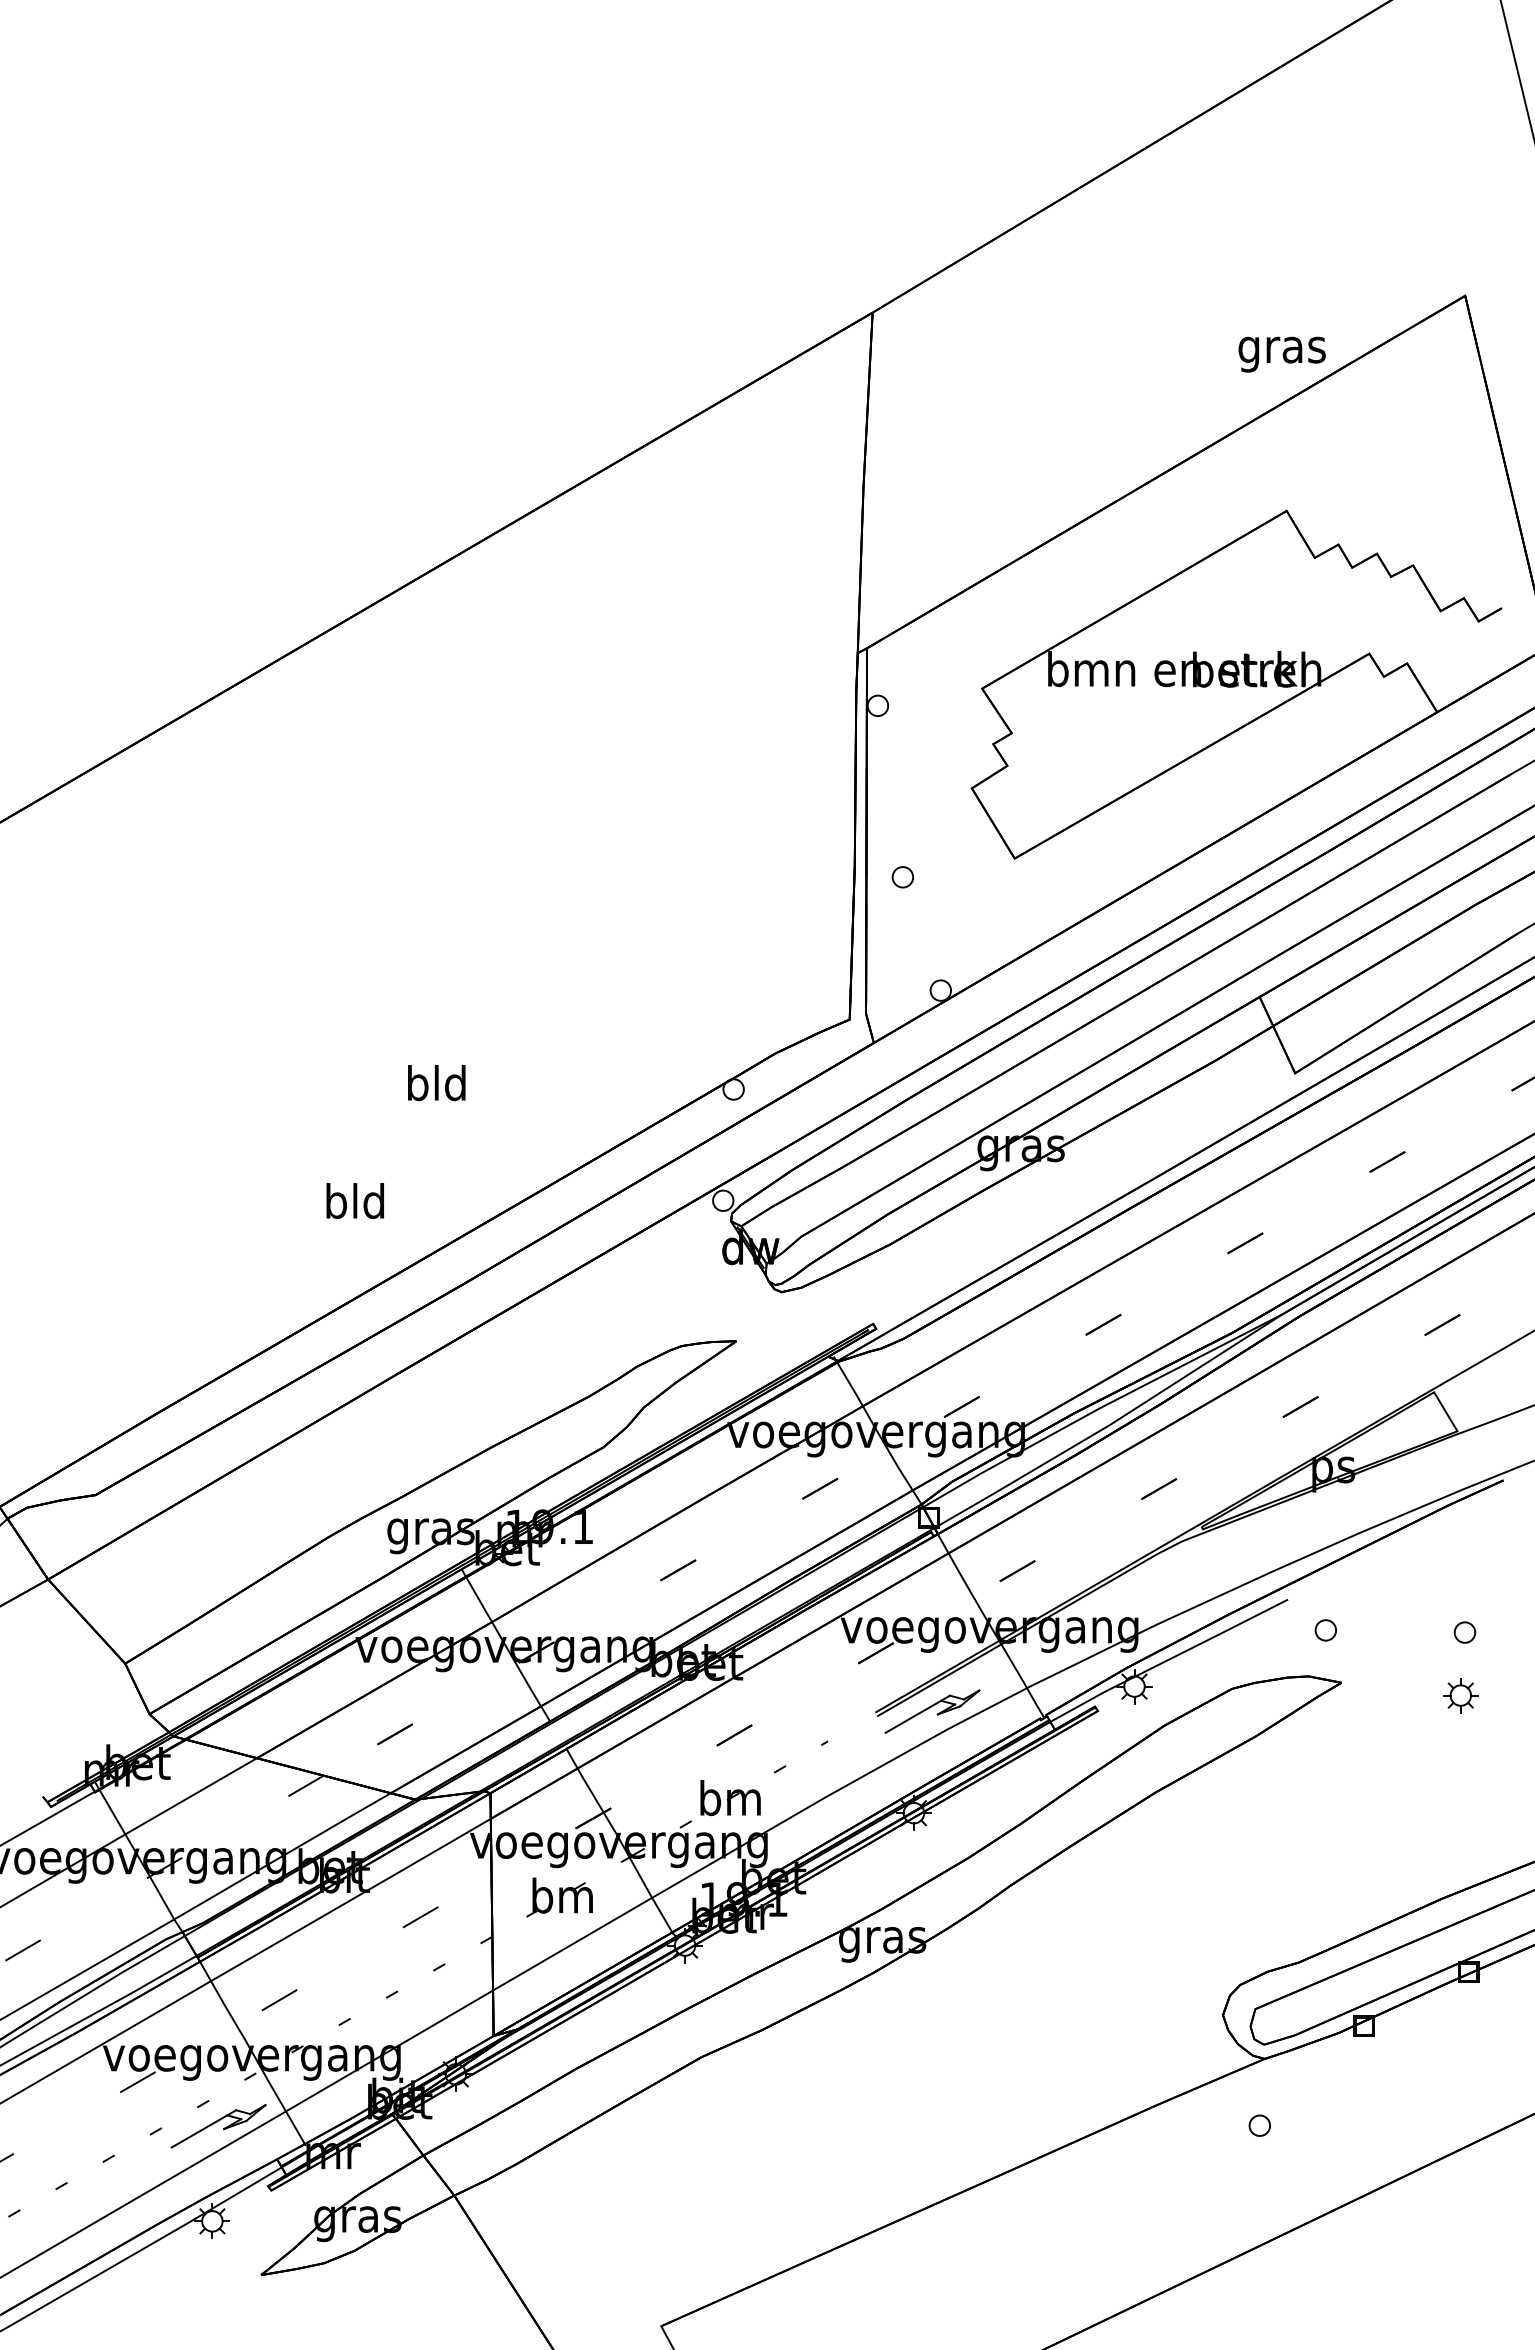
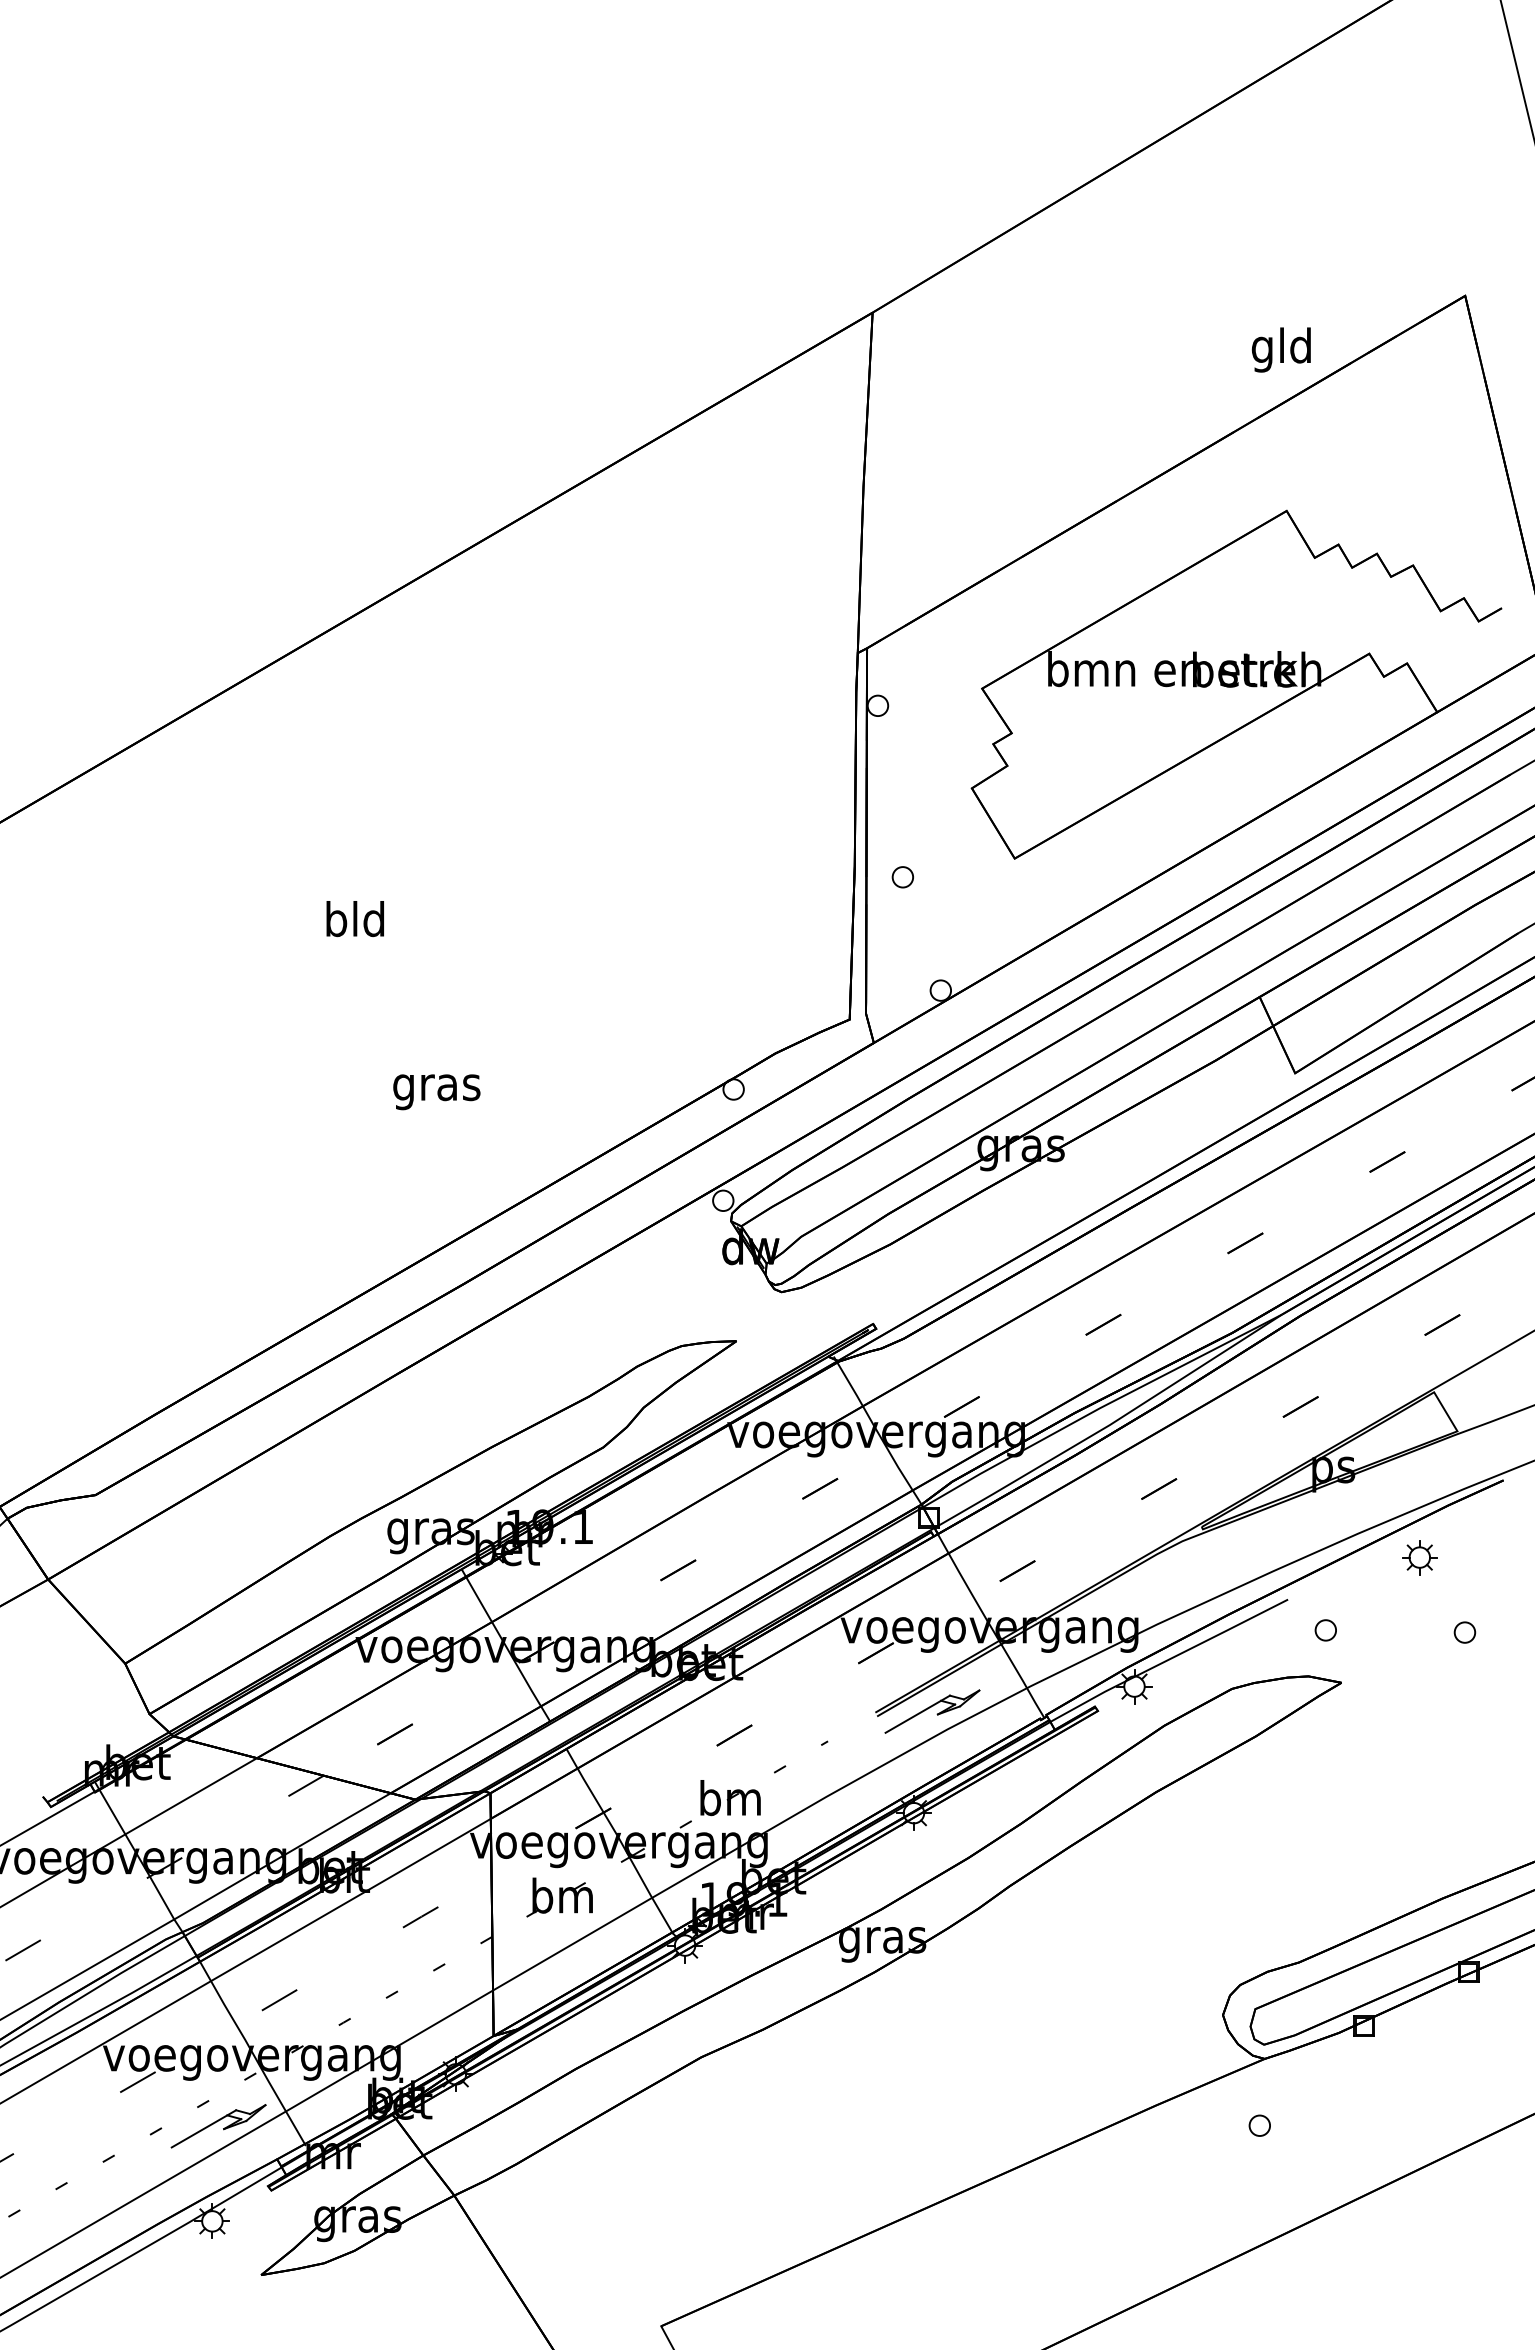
text: gras -> gld (1281, 349)
text: bld -> gras (436, 1087)
text position: (354, 1201) -> (354, 919) (354, 919)
part position: (1460, 1695) -> (1419, 1557) (1419, 1557)
